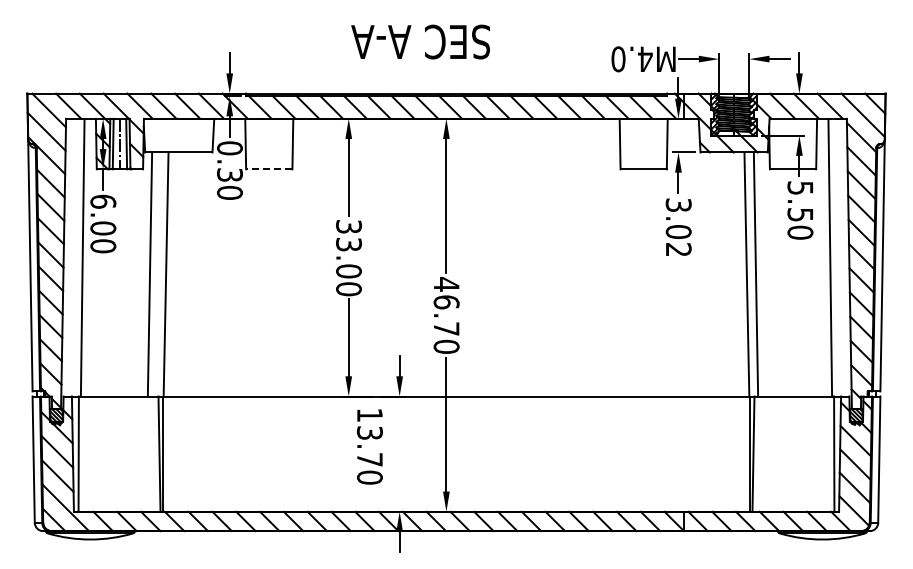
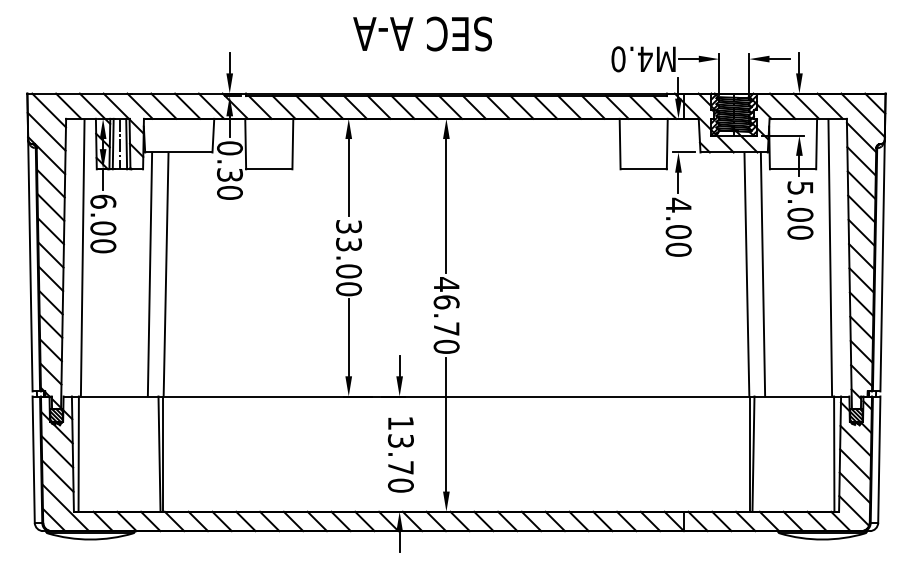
text position: (420, 41) -> (422, 33) (422, 33)
line: dashed -> solid (268, 169)
text: 5.50 -> 5.00 (800, 214)
text: 3.02 -> 4.00 (678, 226)
line position: (755, 274) -> (762, 274) (762, 274)
text position: (369, 446) -> (400, 454) (400, 454)
